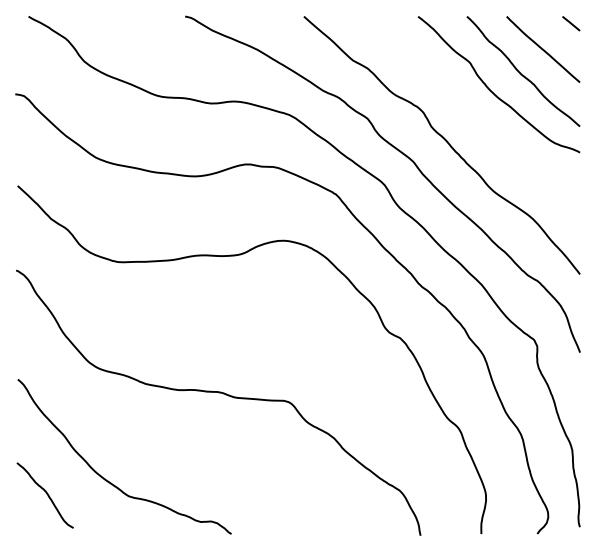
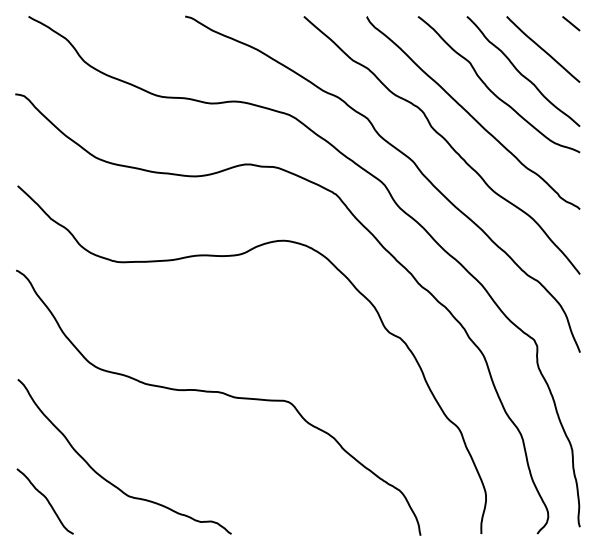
curve: none -> present (471, 114)
curve position: (46, 494) -> (46, 500) (46, 500)
